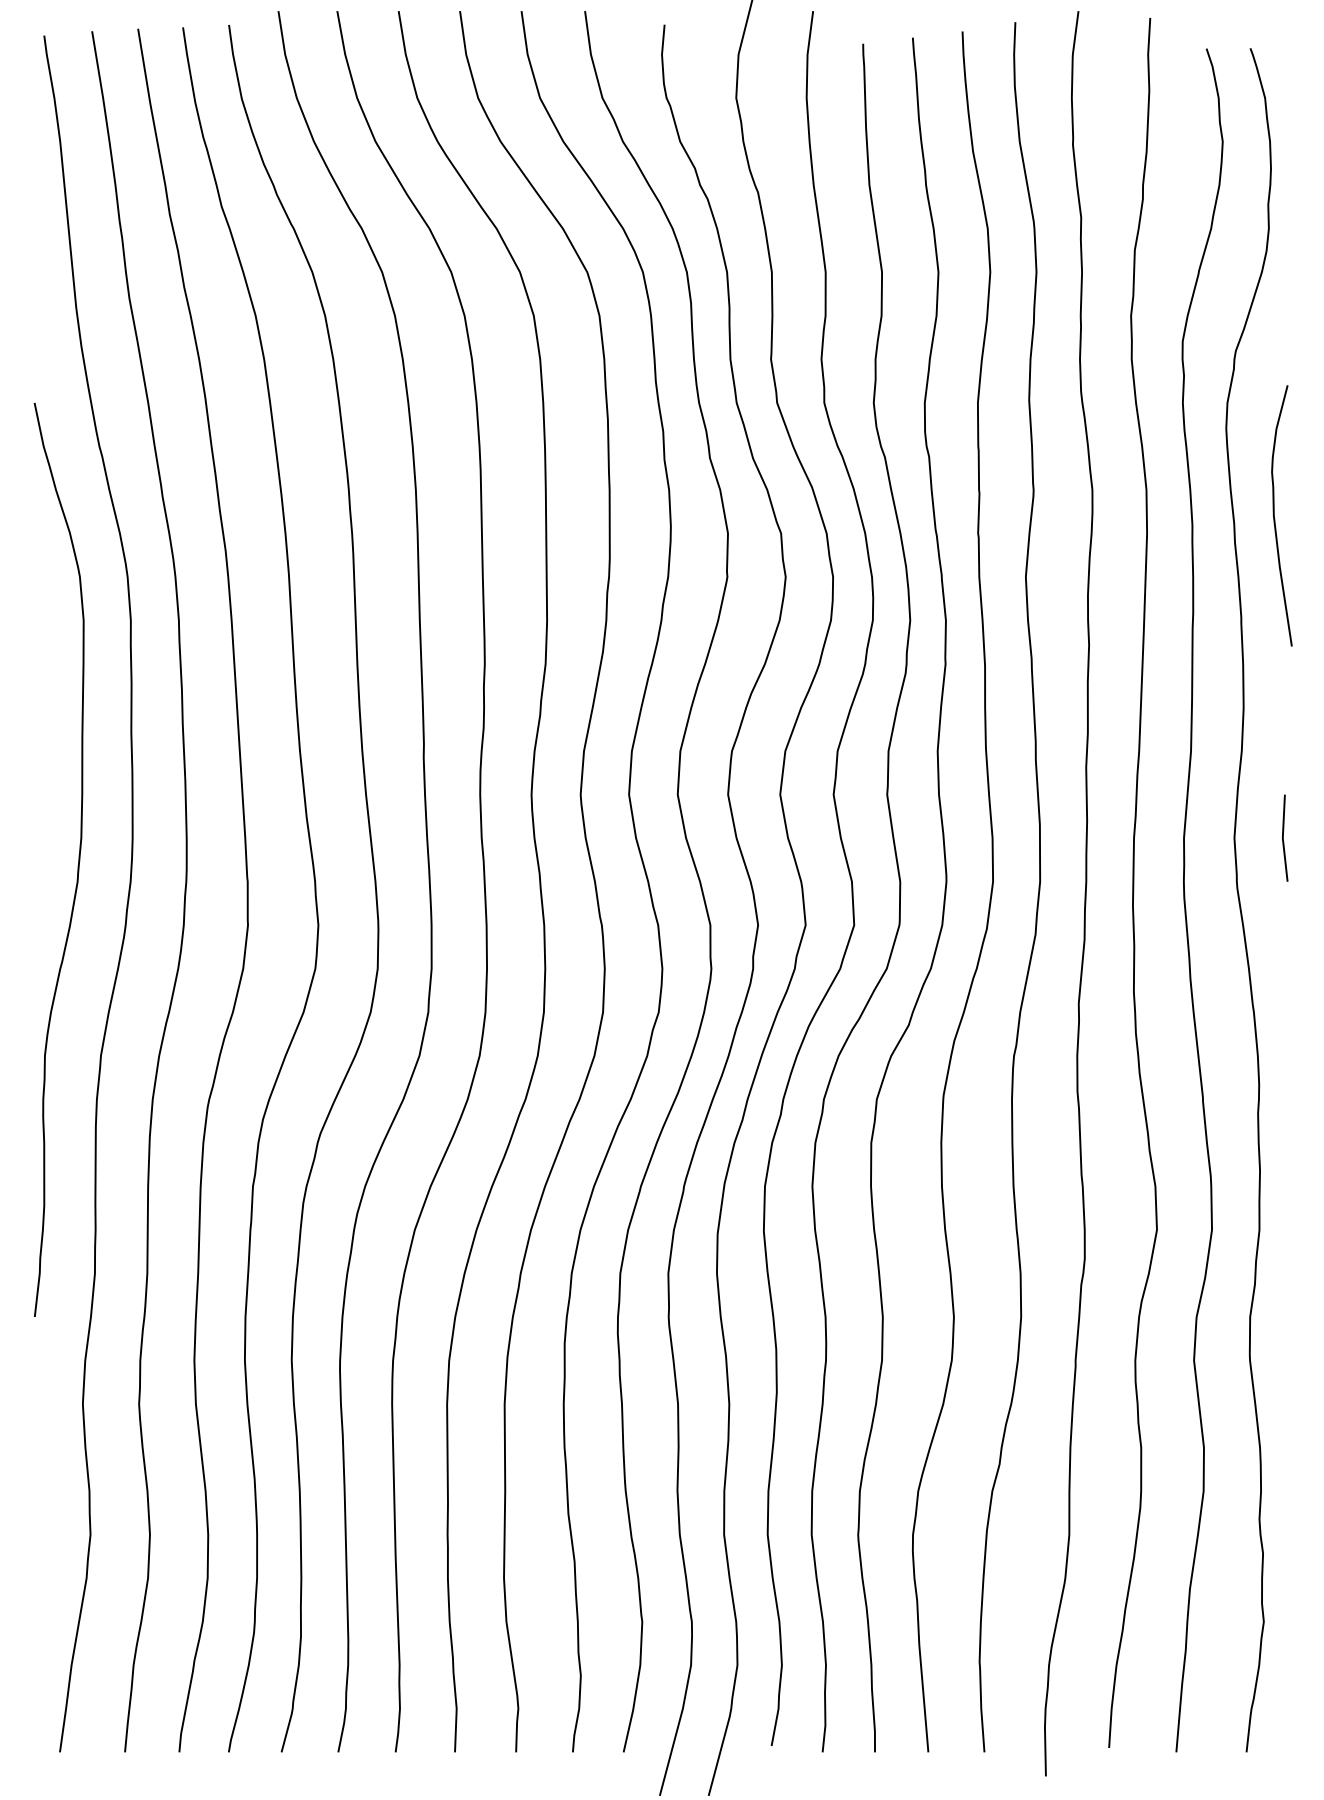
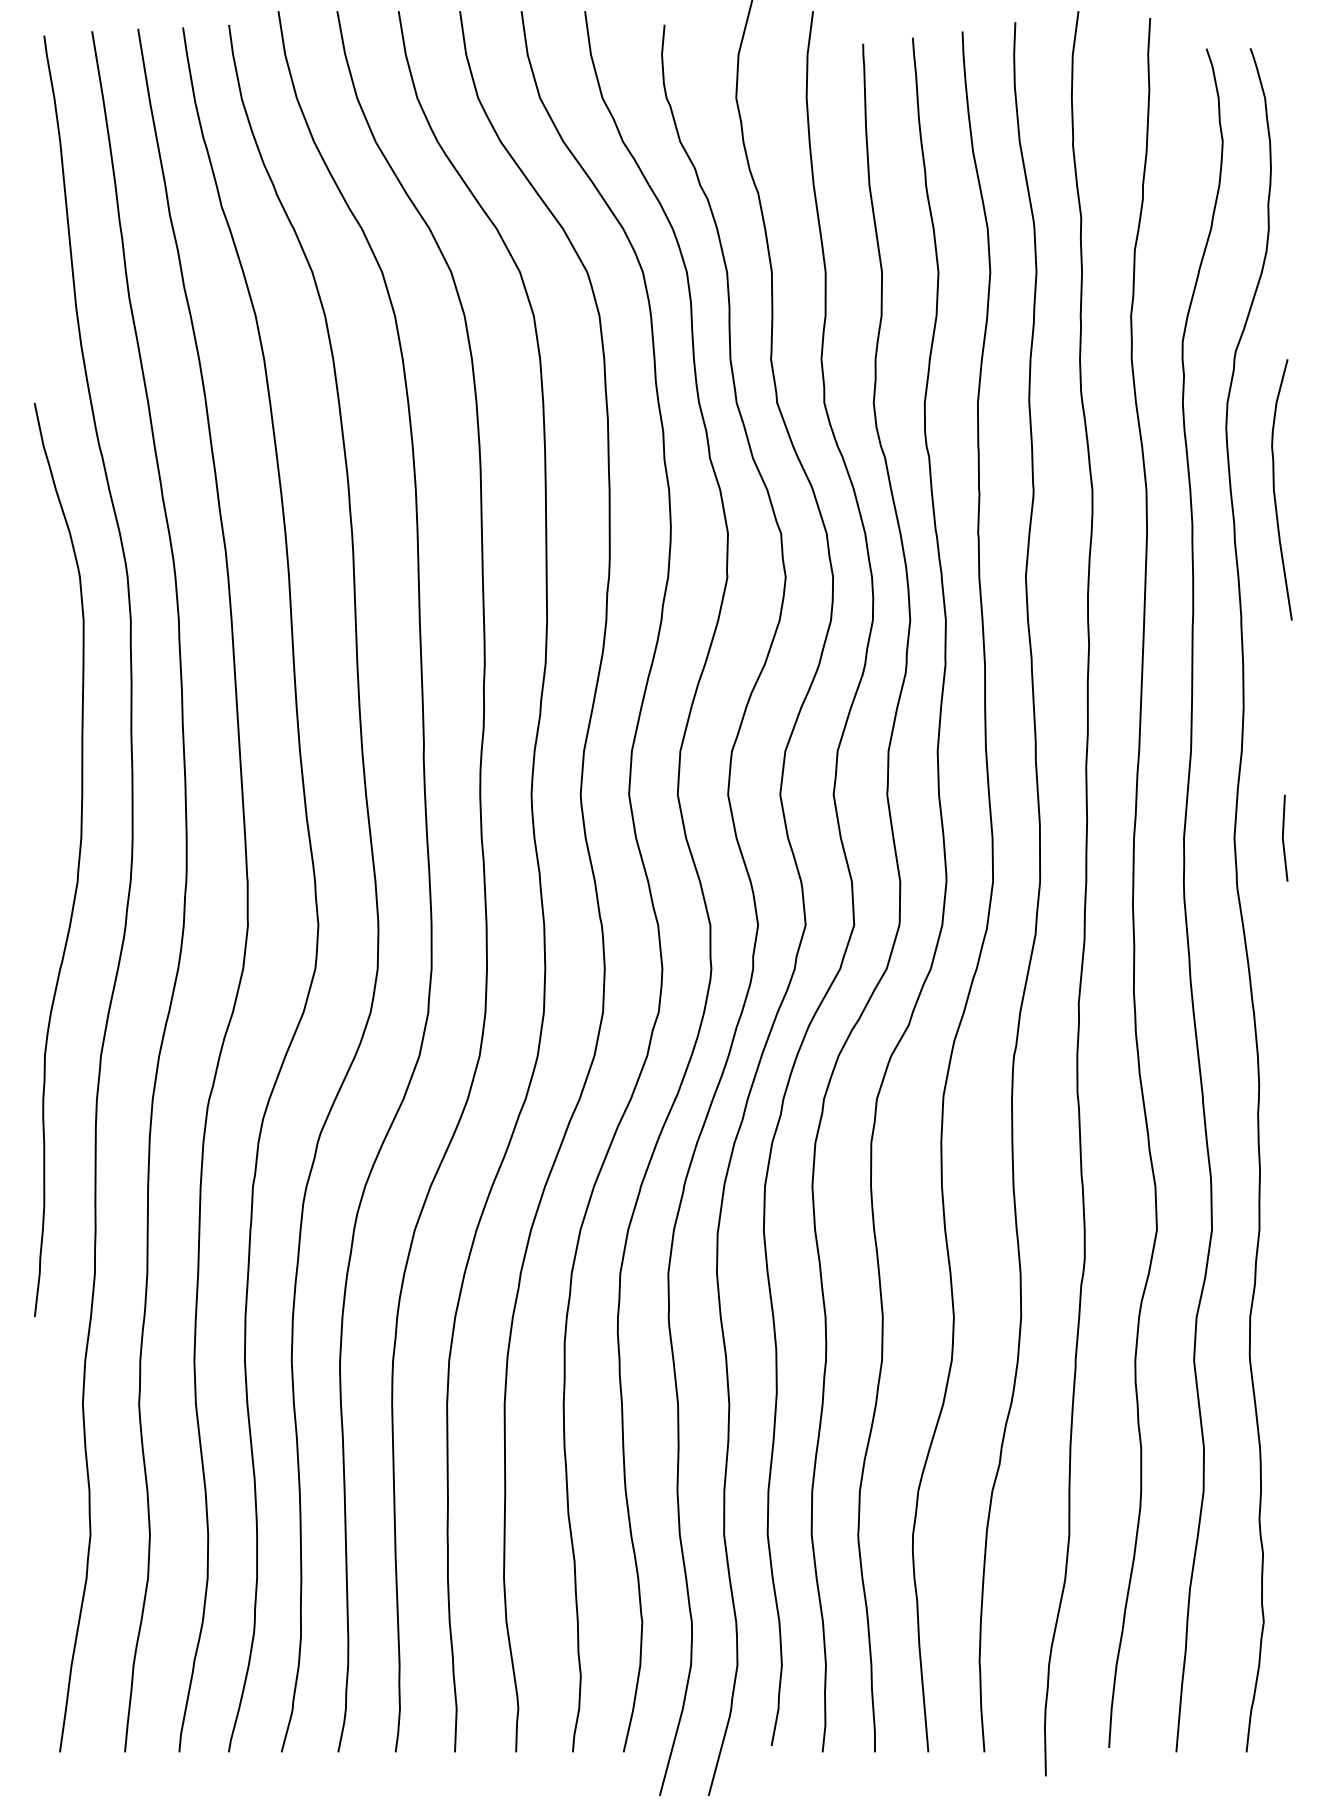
curve position: (1275, 518) -> (1275, 492) (1275, 492)
